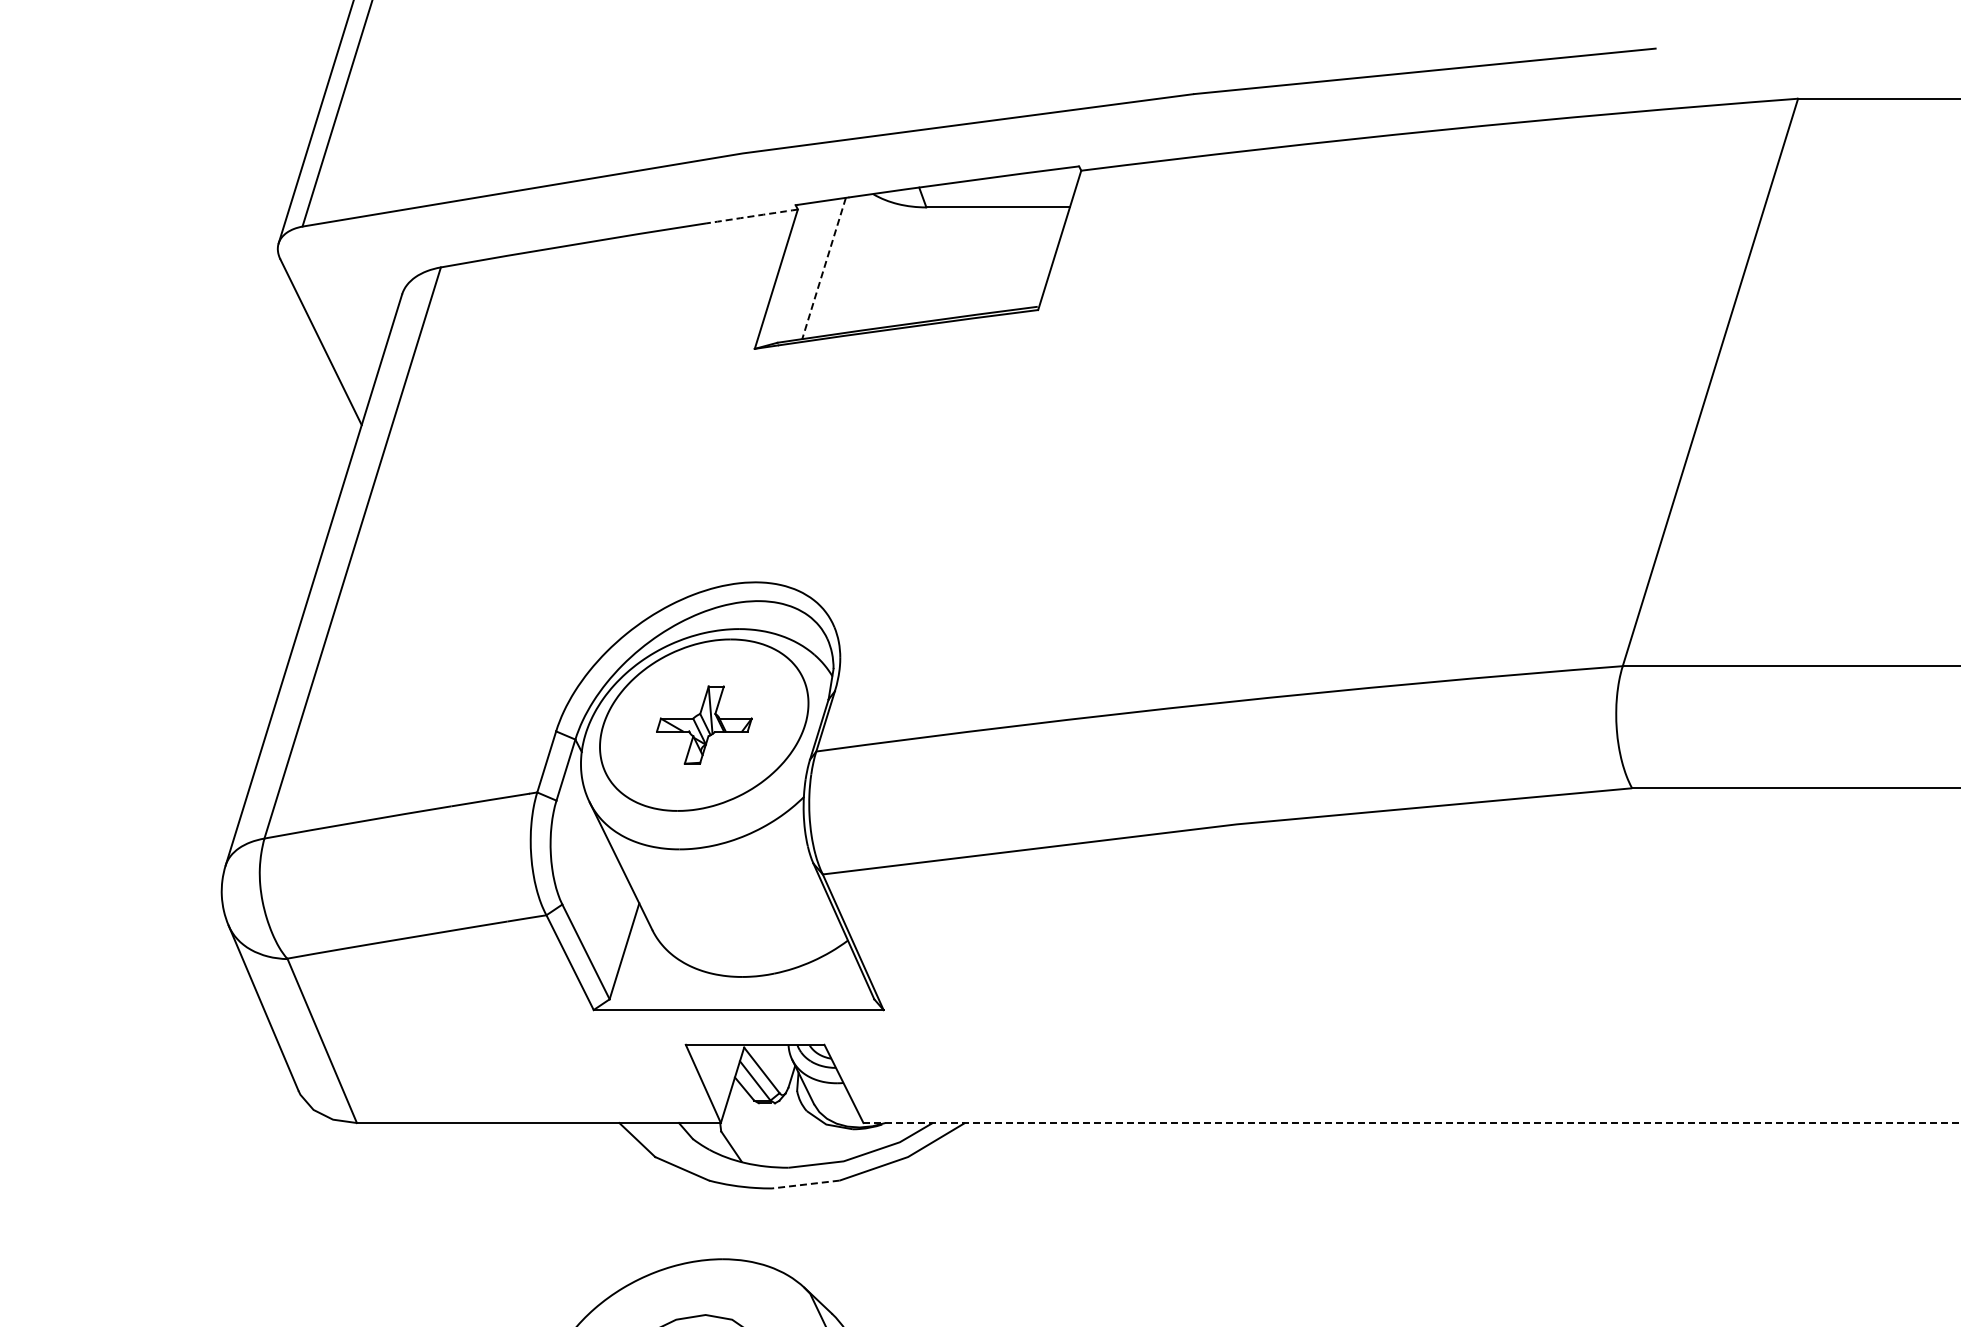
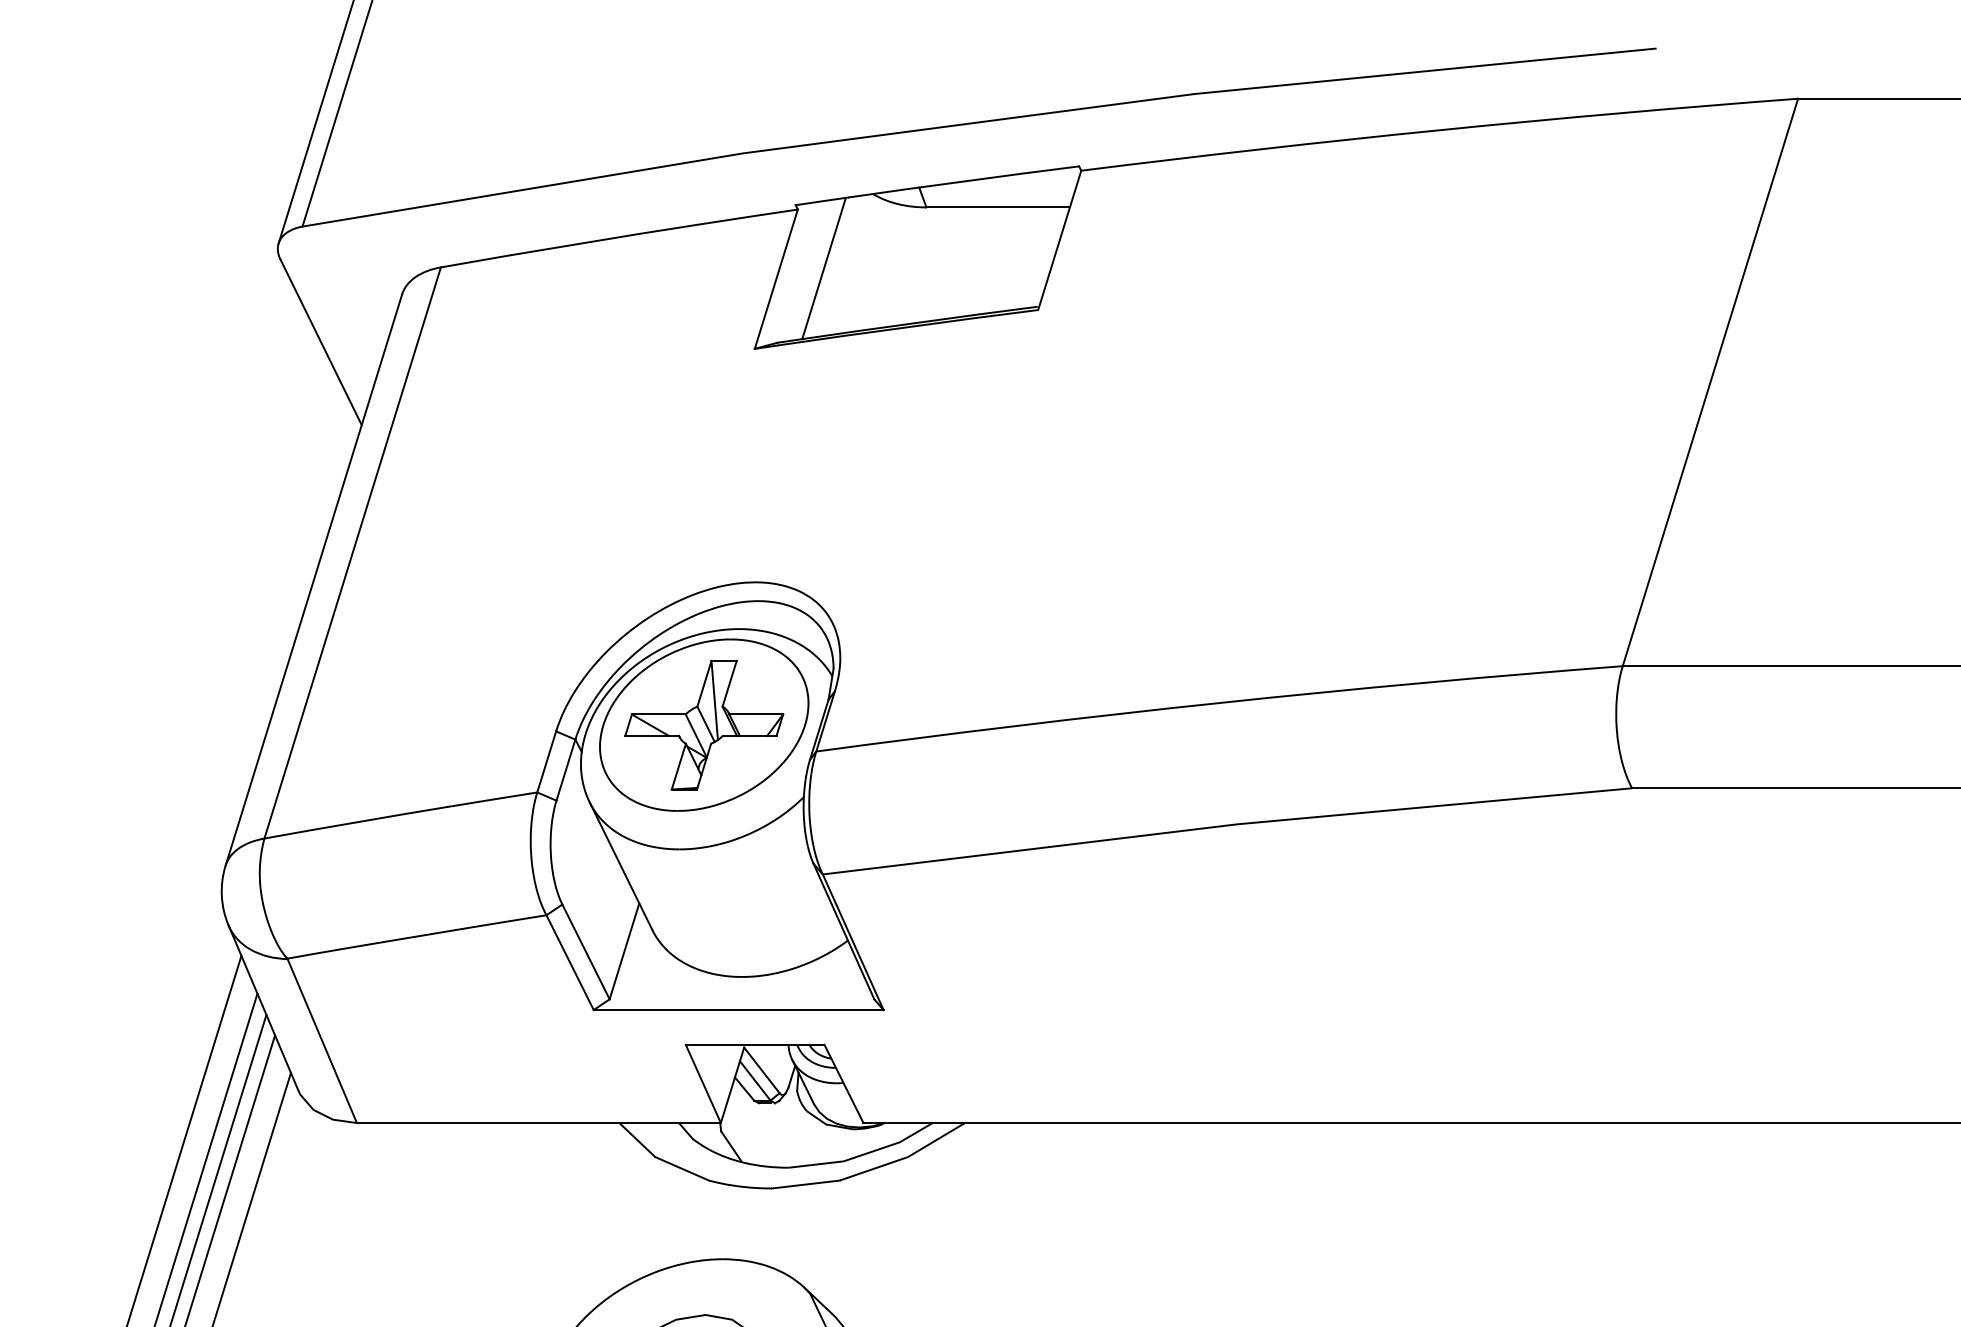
arc: dashed -> solid (751, 216)
line: dashed -> solid (824, 268)
part size: 97x80 px -> 161x132 px (704, 724)
line: dashed -> solid (1412, 1123)
line: none -> present (184, 1139)
line: none -> present (206, 1158)
line: none -> present (218, 1168)
line: none -> present (230, 1179)
line: dashed -> solid (805, 1184)
line: none -> present (251, 1197)
